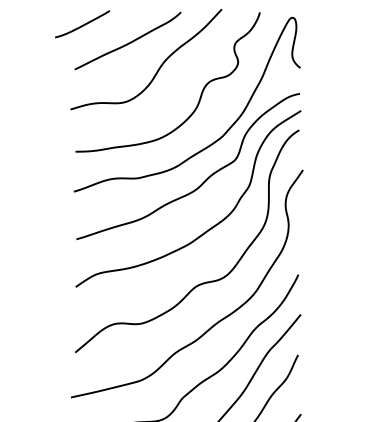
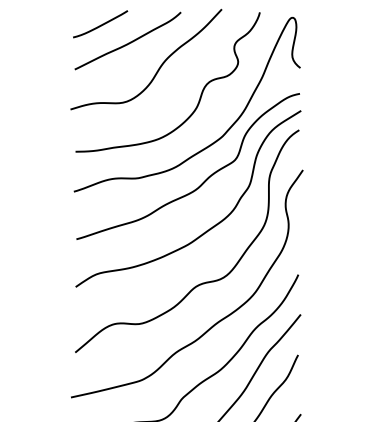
curve position: (82, 24) -> (100, 24) (100, 24)
